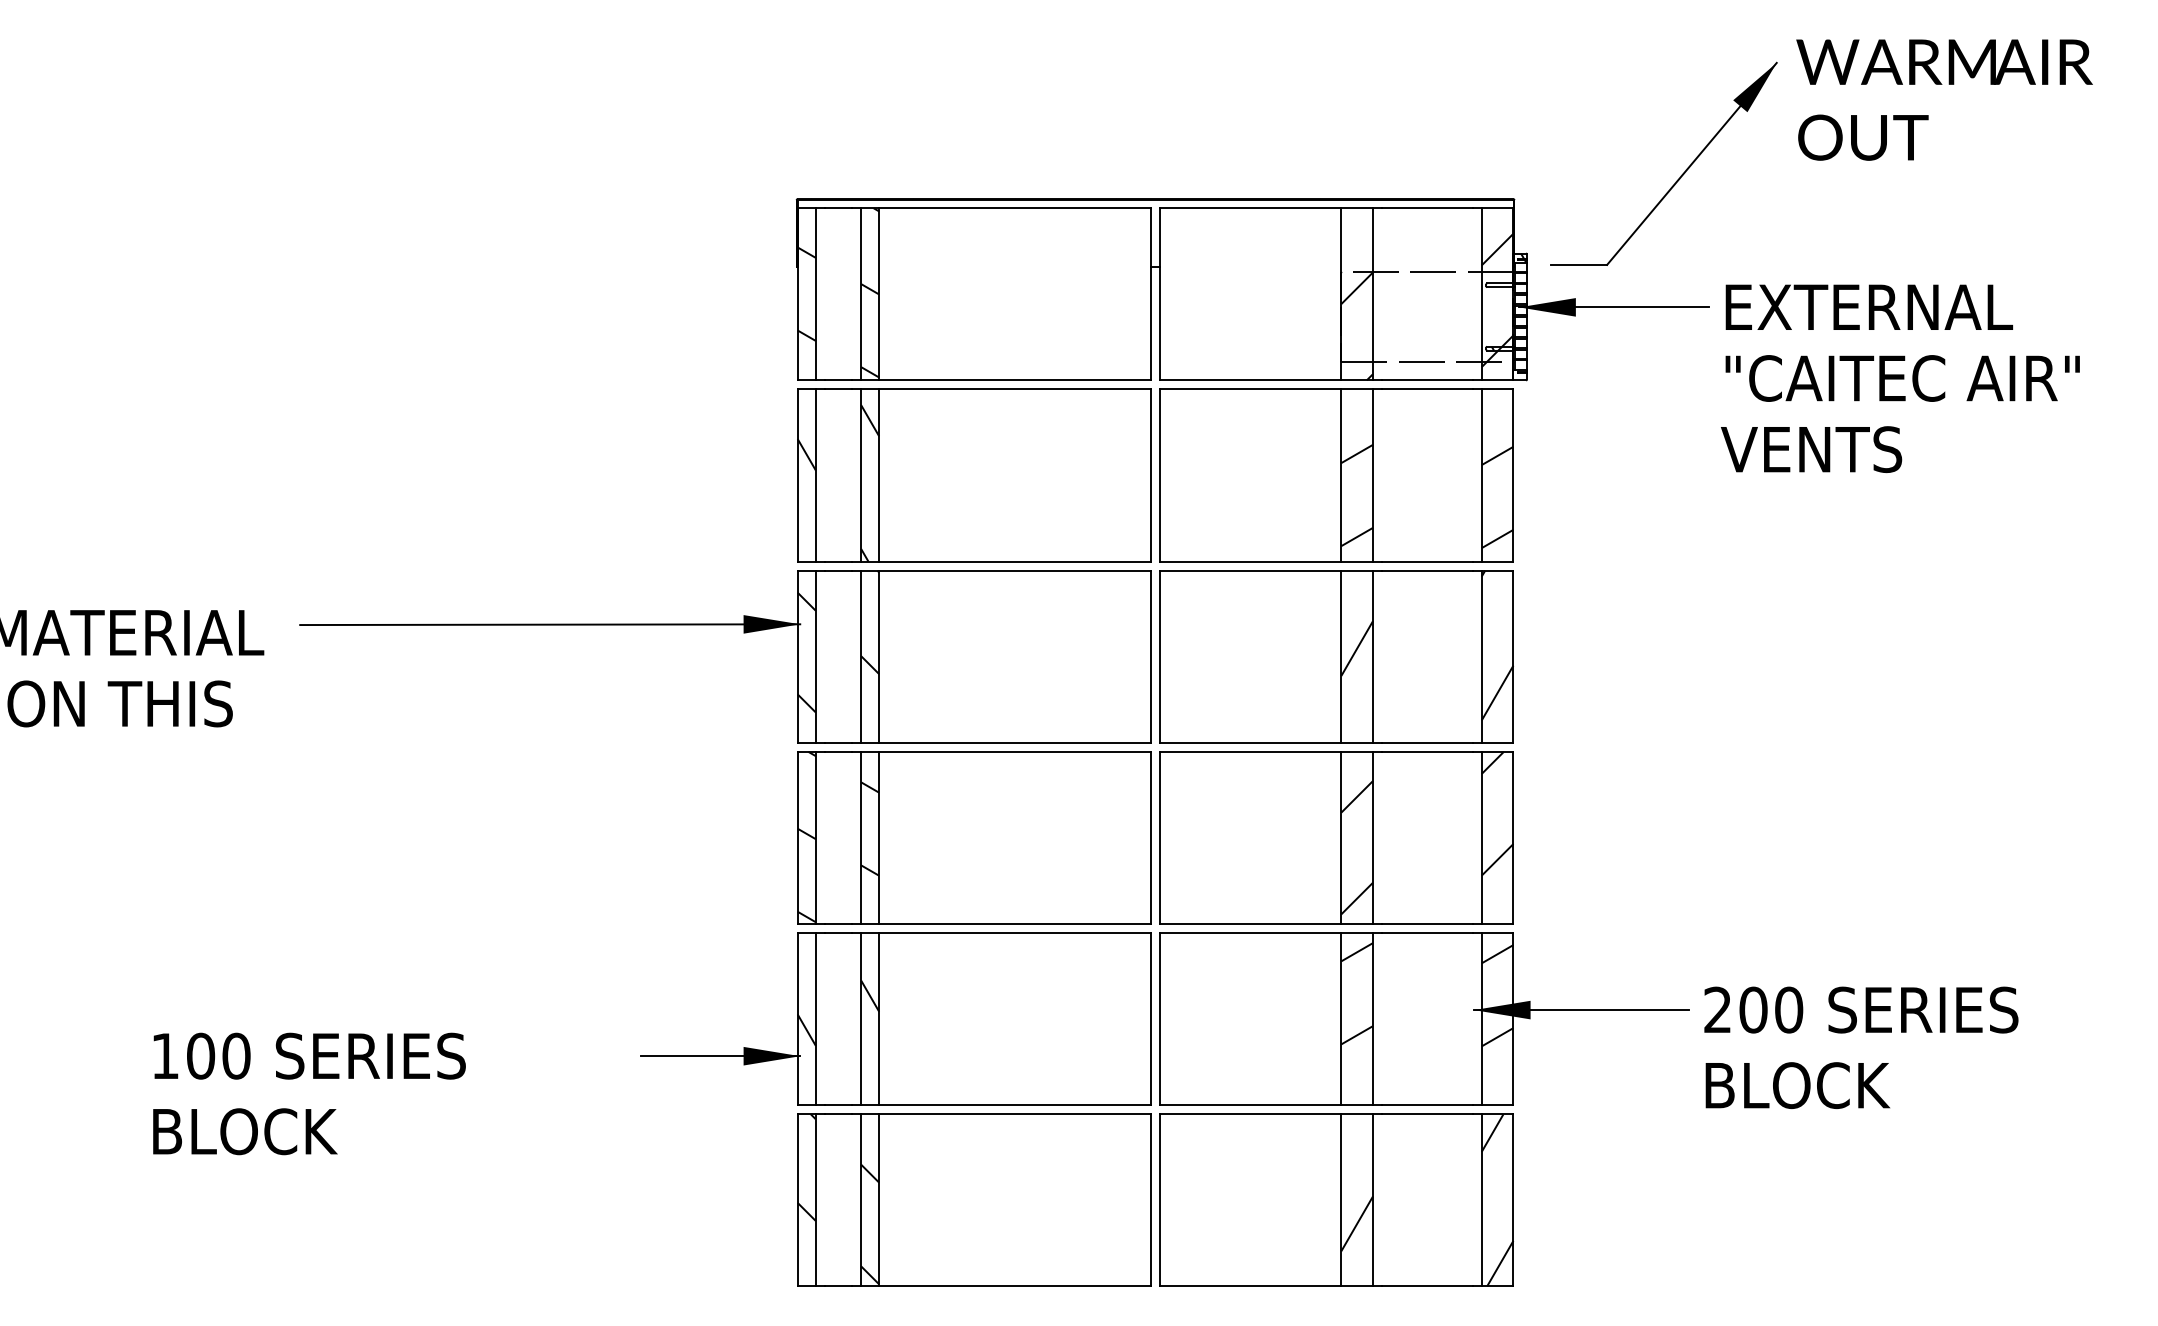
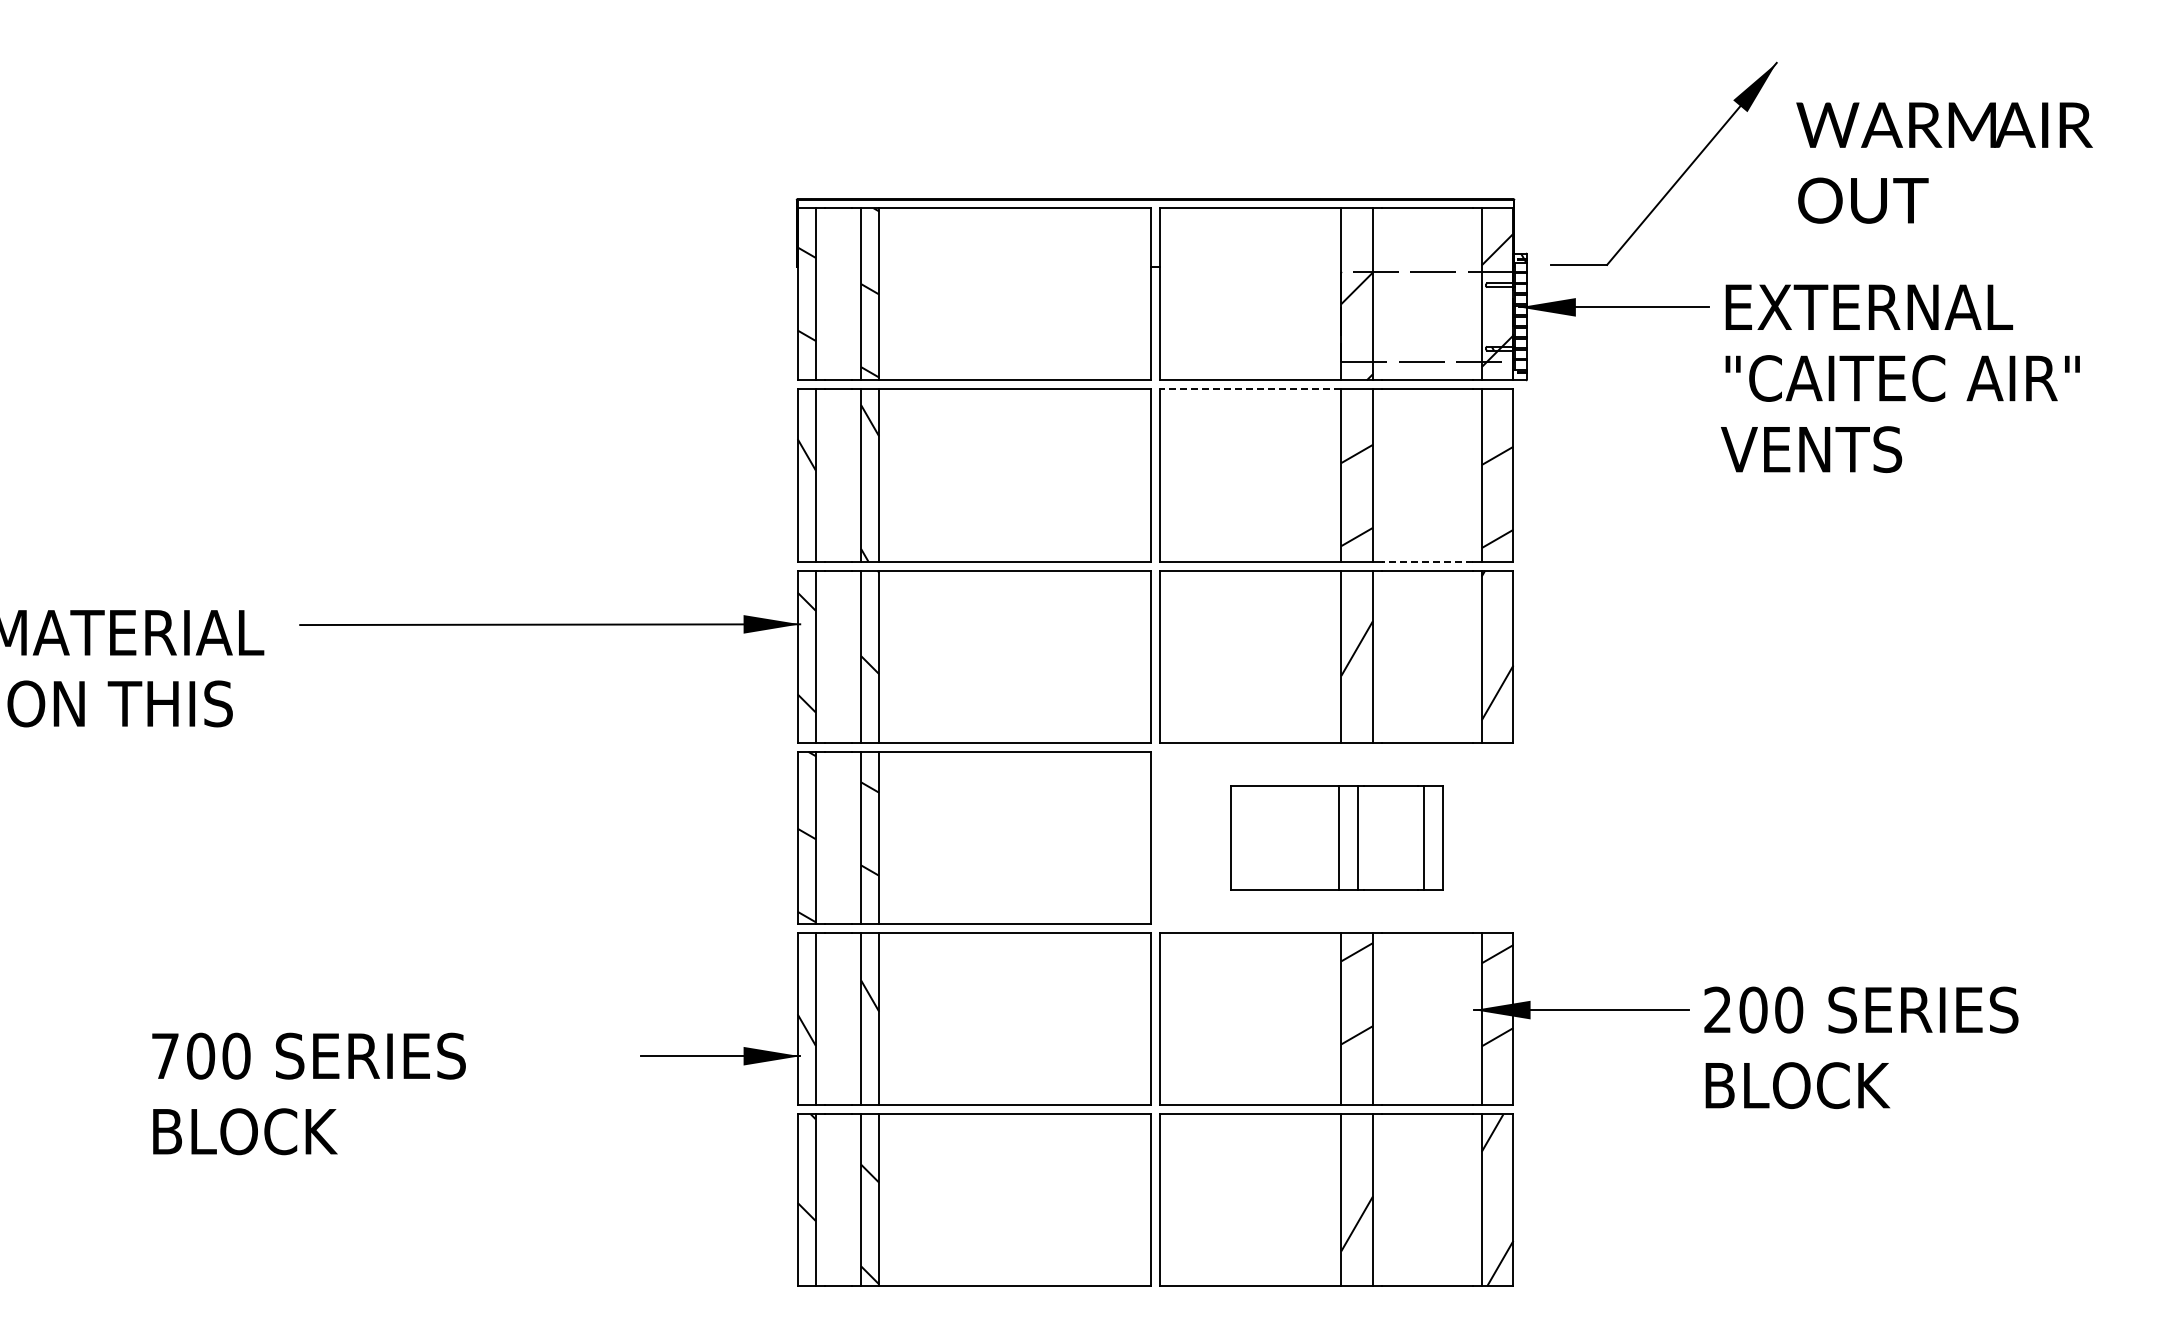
text position: (1944, 99) -> (1944, 162) (1944, 162)
line: solid -> dashed (1250, 389)
line: solid -> dashed (1426, 561)
part size: 355x174 px -> 214x106 px (1336, 837)
text: 100 -> 700 (165, 1055)
